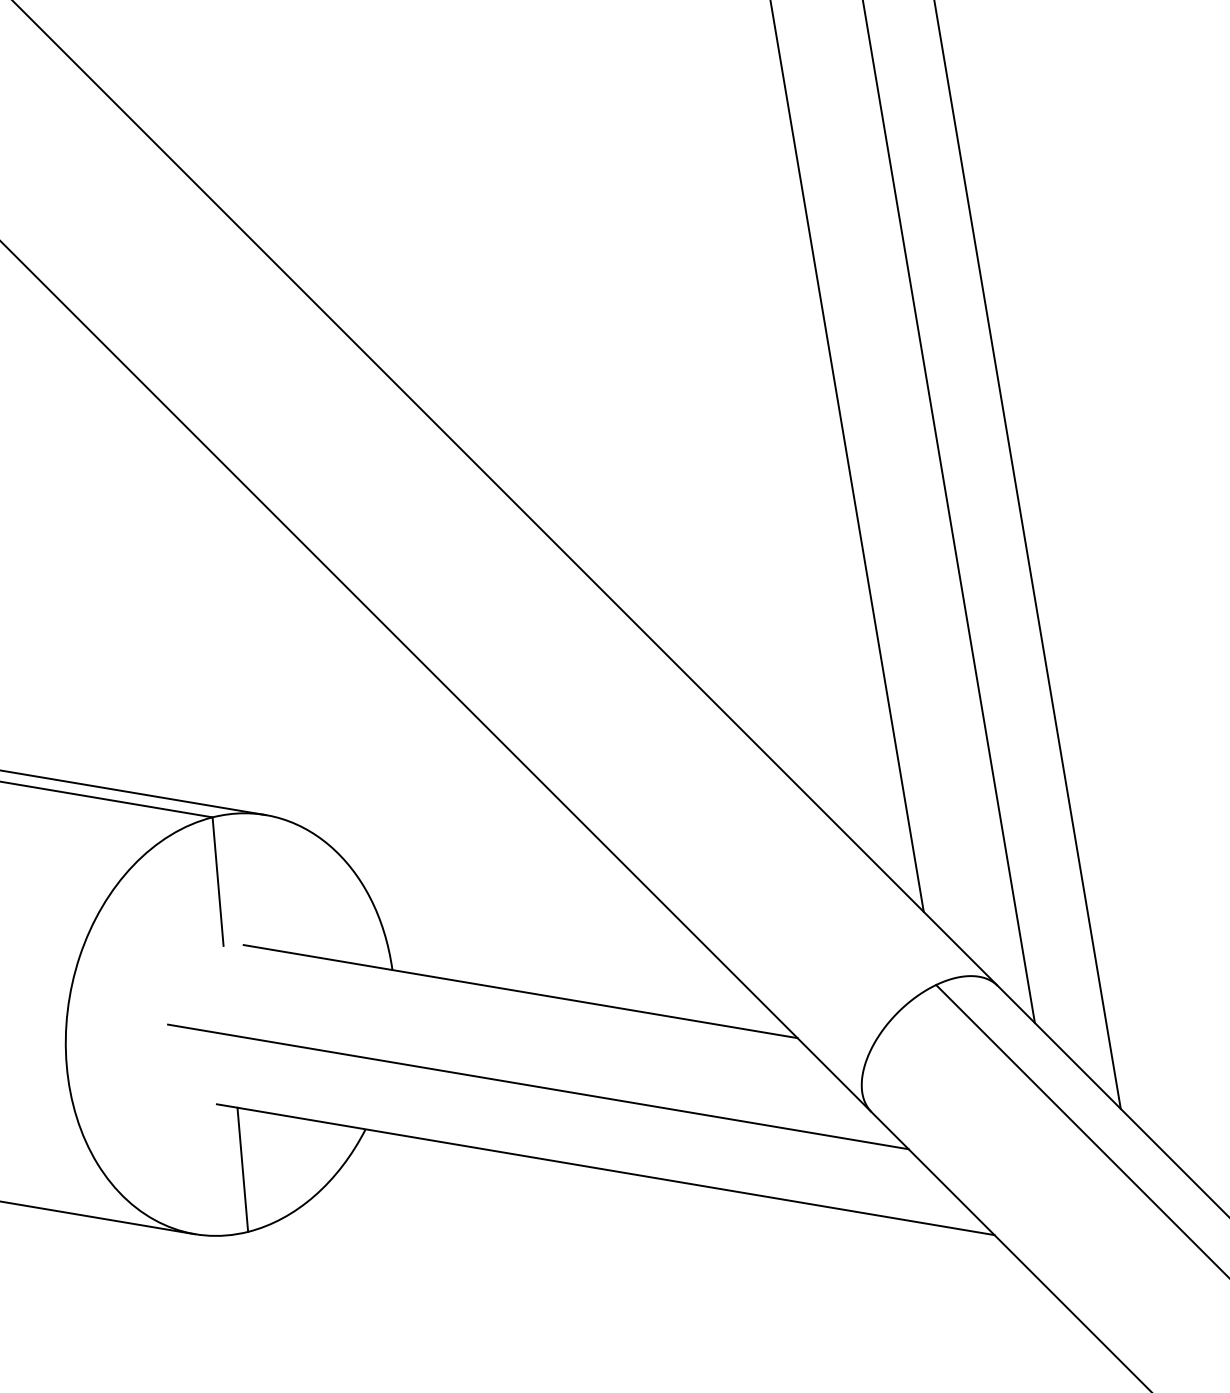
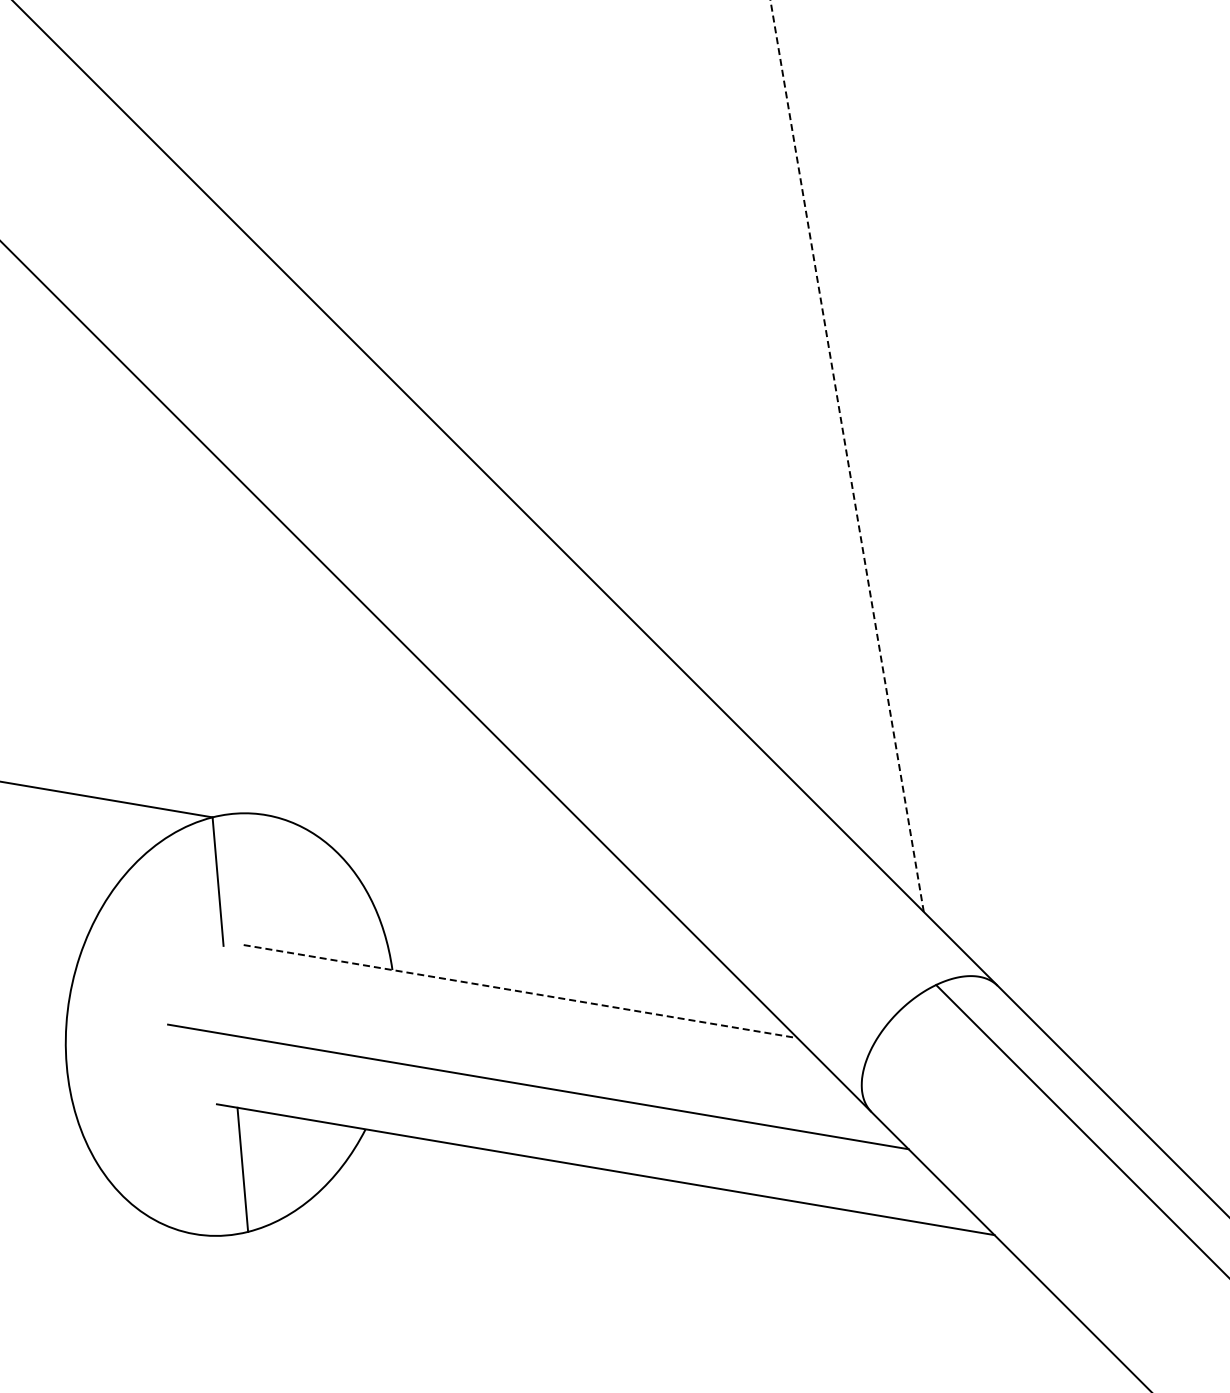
line: solid -> dashed (847, 456)
line: present -> none (948, 512)
line: present -> none (1027, 555)
line: present -> none (133, 792)
line: solid -> dashed (520, 991)
line: present -> none (98, 1217)
